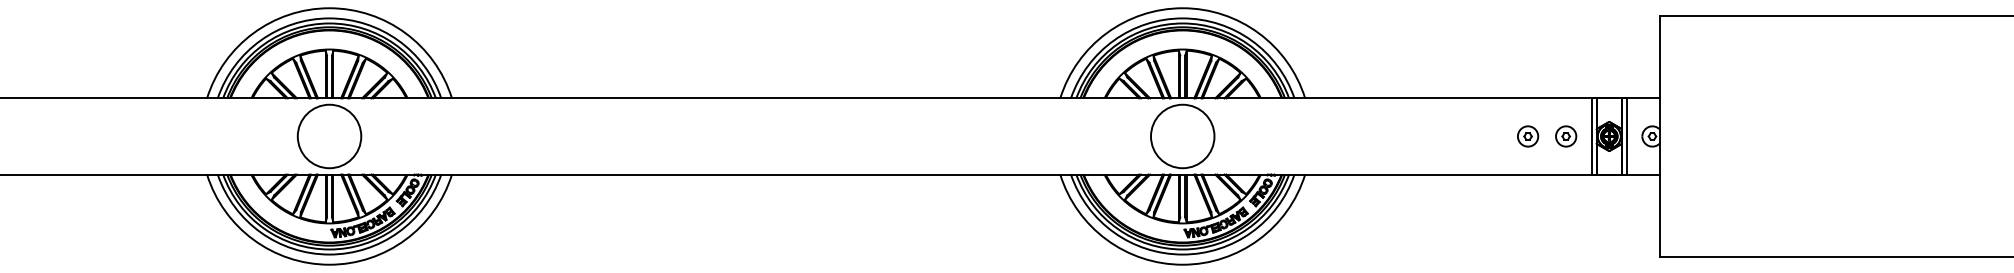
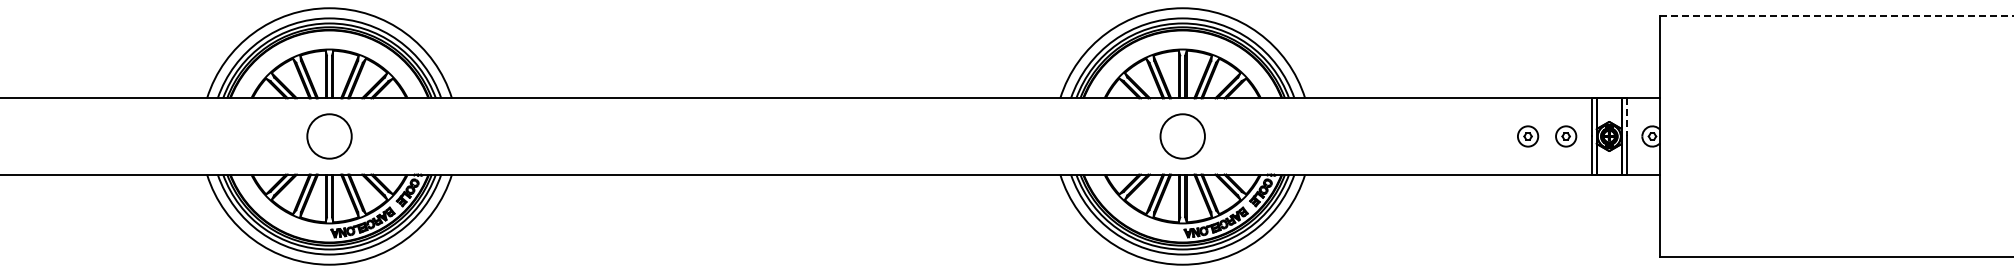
line: solid -> dashed (1837, 15)
line: solid -> dashed (1627, 117)
circle diameter: 63 px -> 44 px (329, 136)
circle diameter: 63 px -> 44 px (1182, 136)
